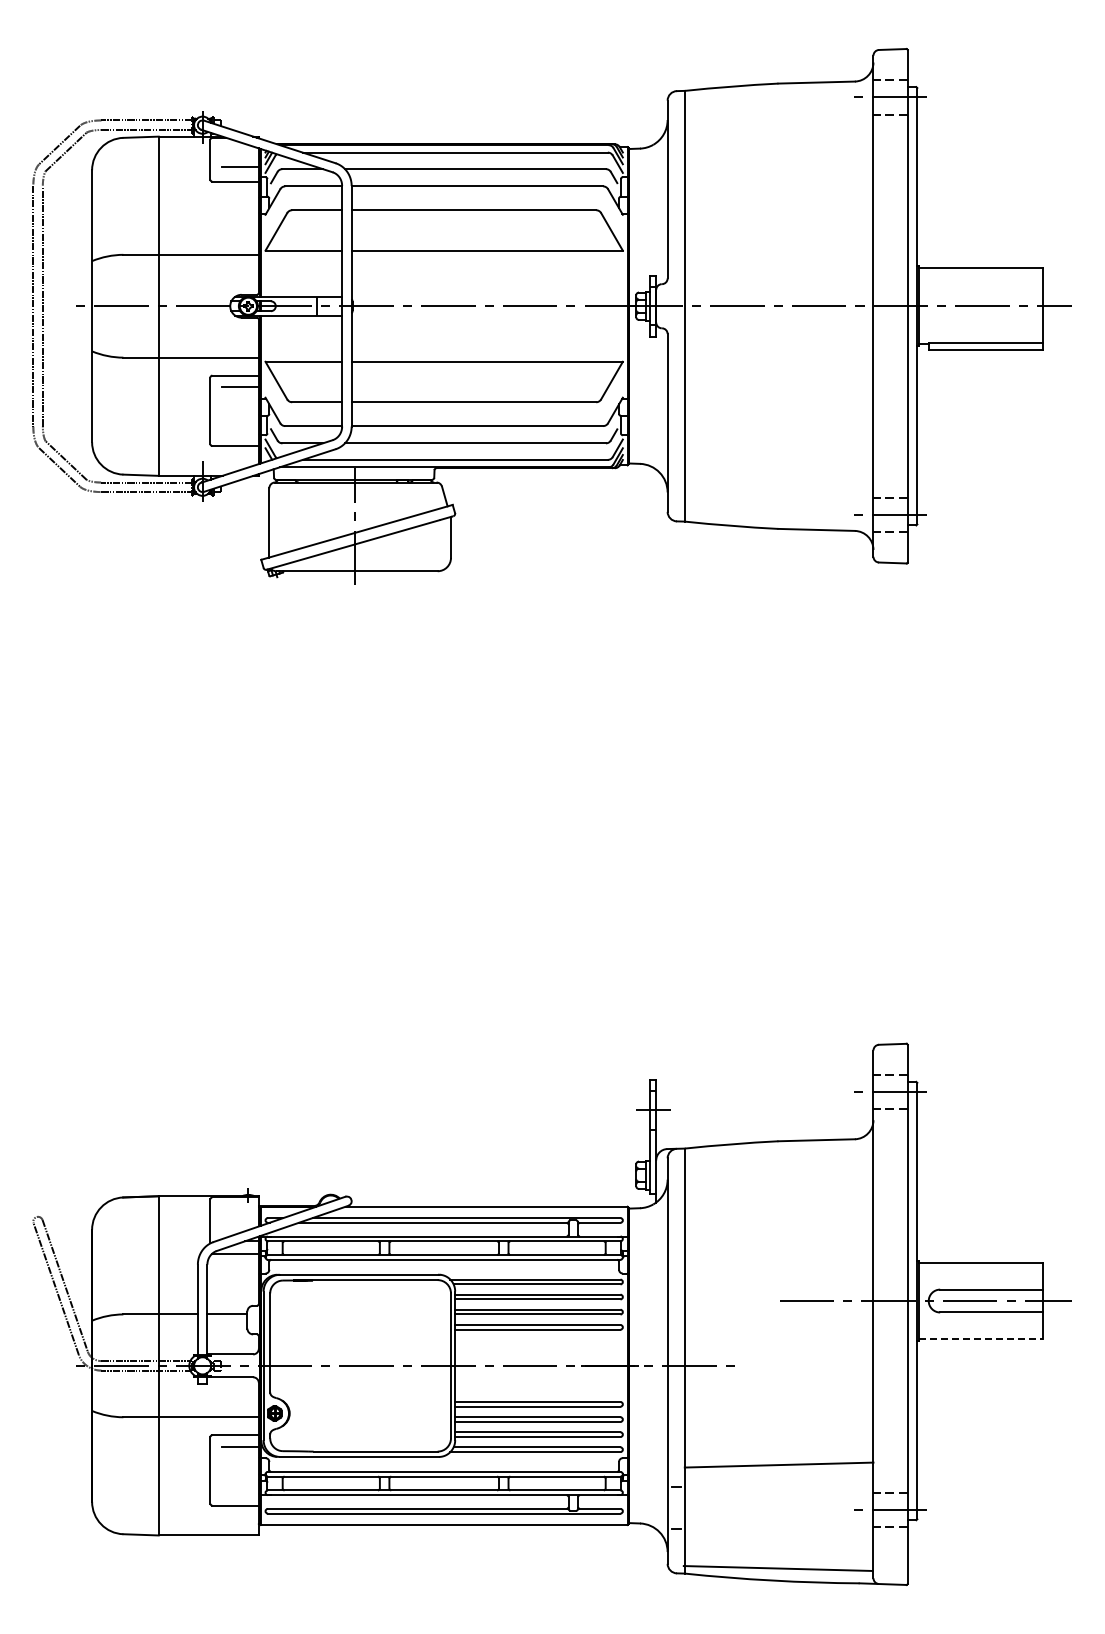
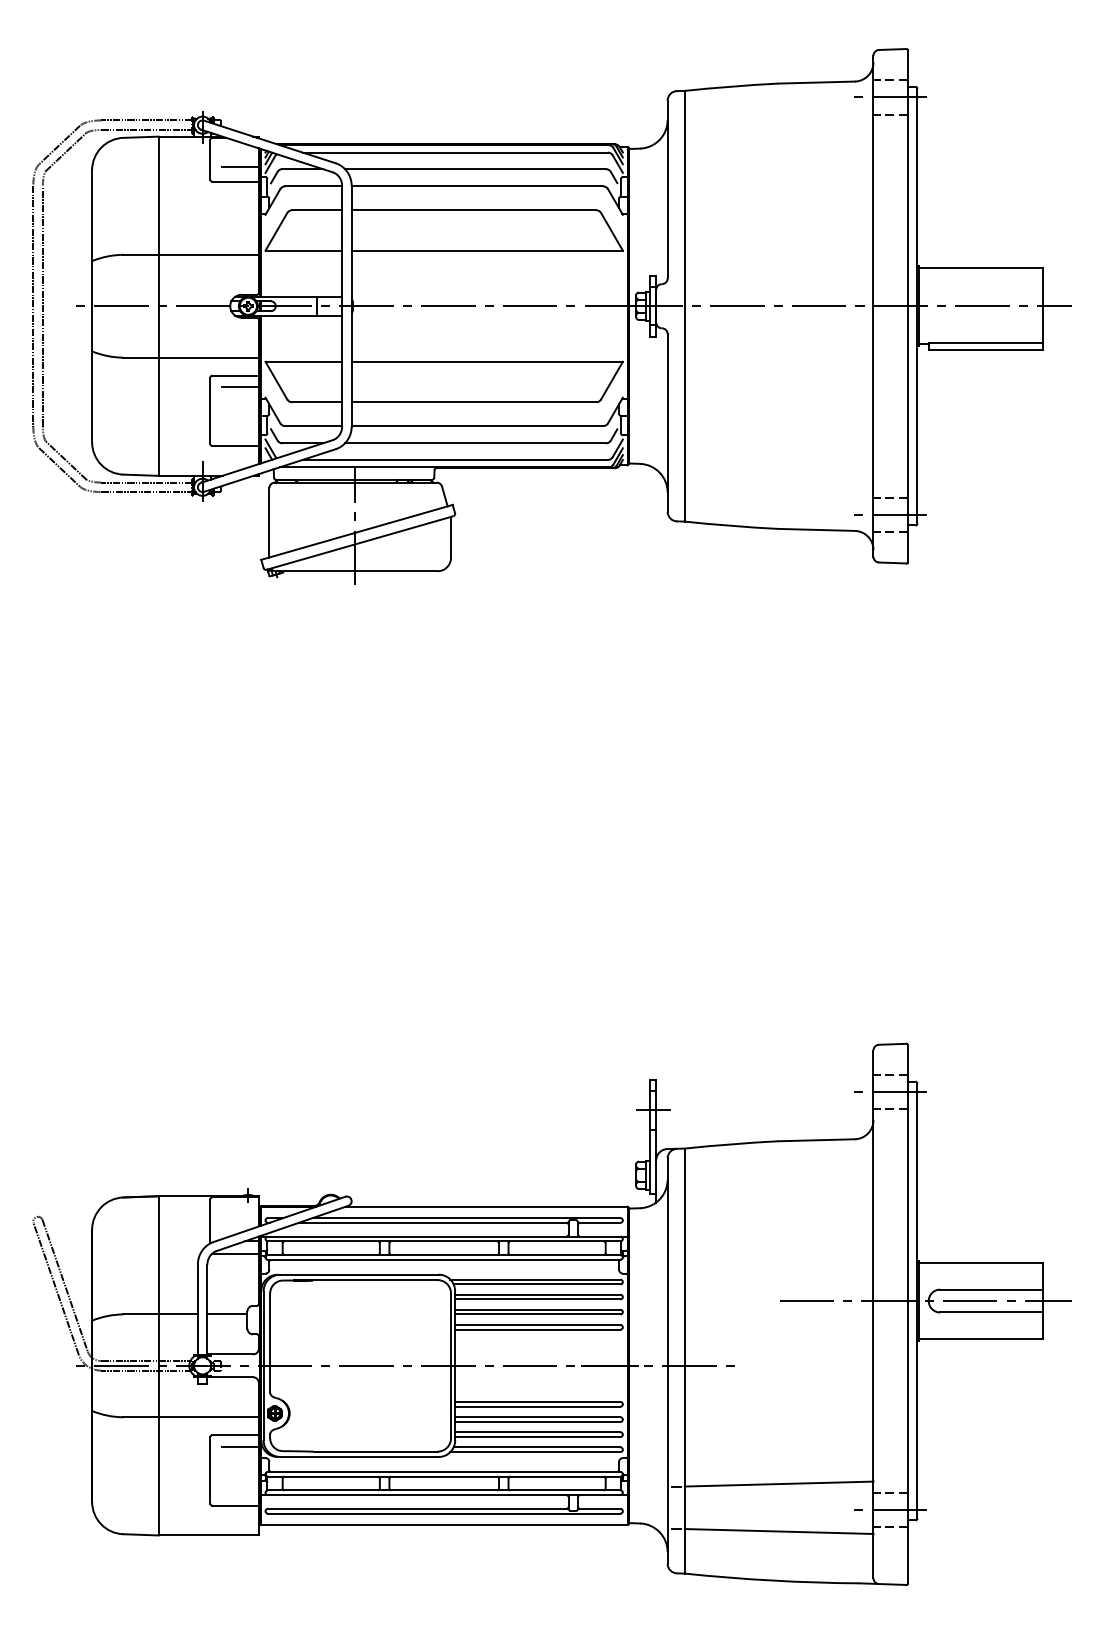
line: dashed -> solid (981, 1339)
line position: (778, 1464) -> (778, 1483) (778, 1483)
line position: (777, 1568) -> (778, 1531) (778, 1531)
